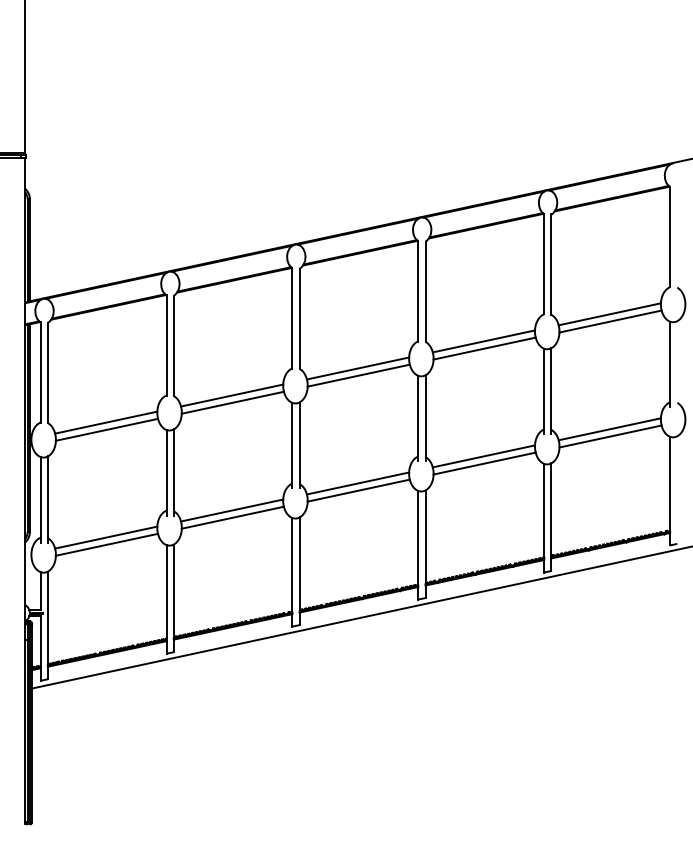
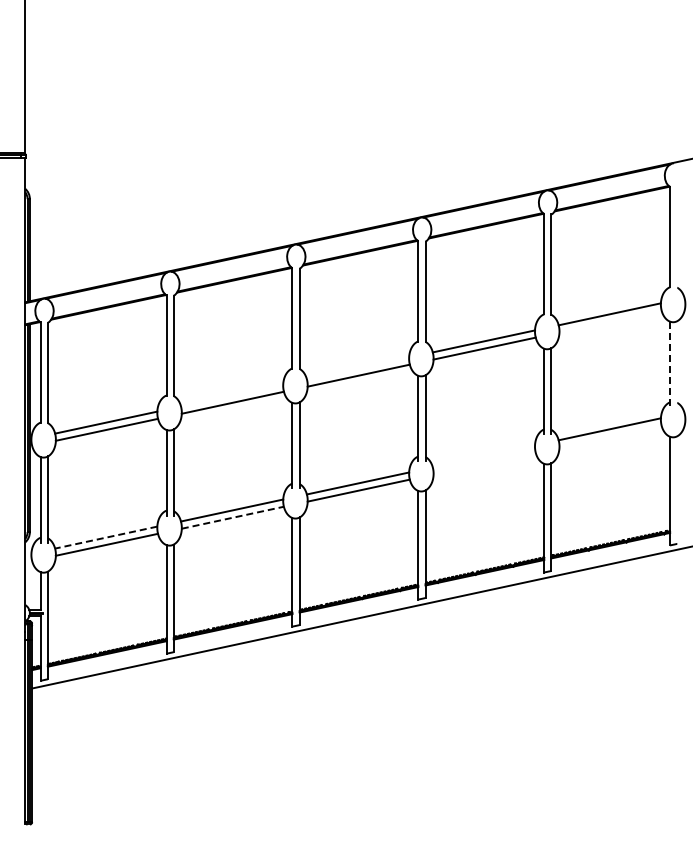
line: present -> none (610, 321)
line: solid -> dashed (670, 364)
line: present -> none (357, 368)
line: present -> none (232, 395)
line: present -> none (610, 436)
line: present -> none (483, 456)
line: present -> none (484, 463)
line: solid -> dashed (233, 517)
line: solid -> dashed (105, 537)
